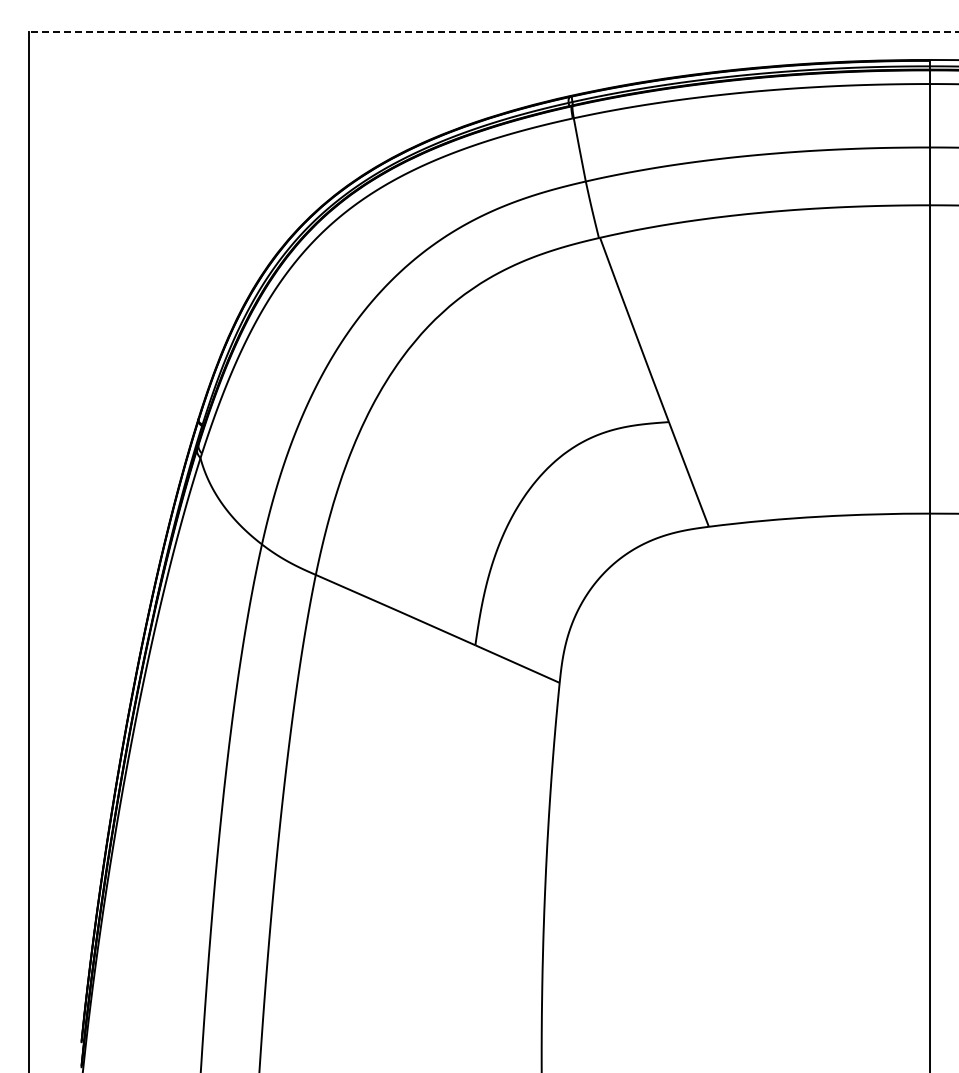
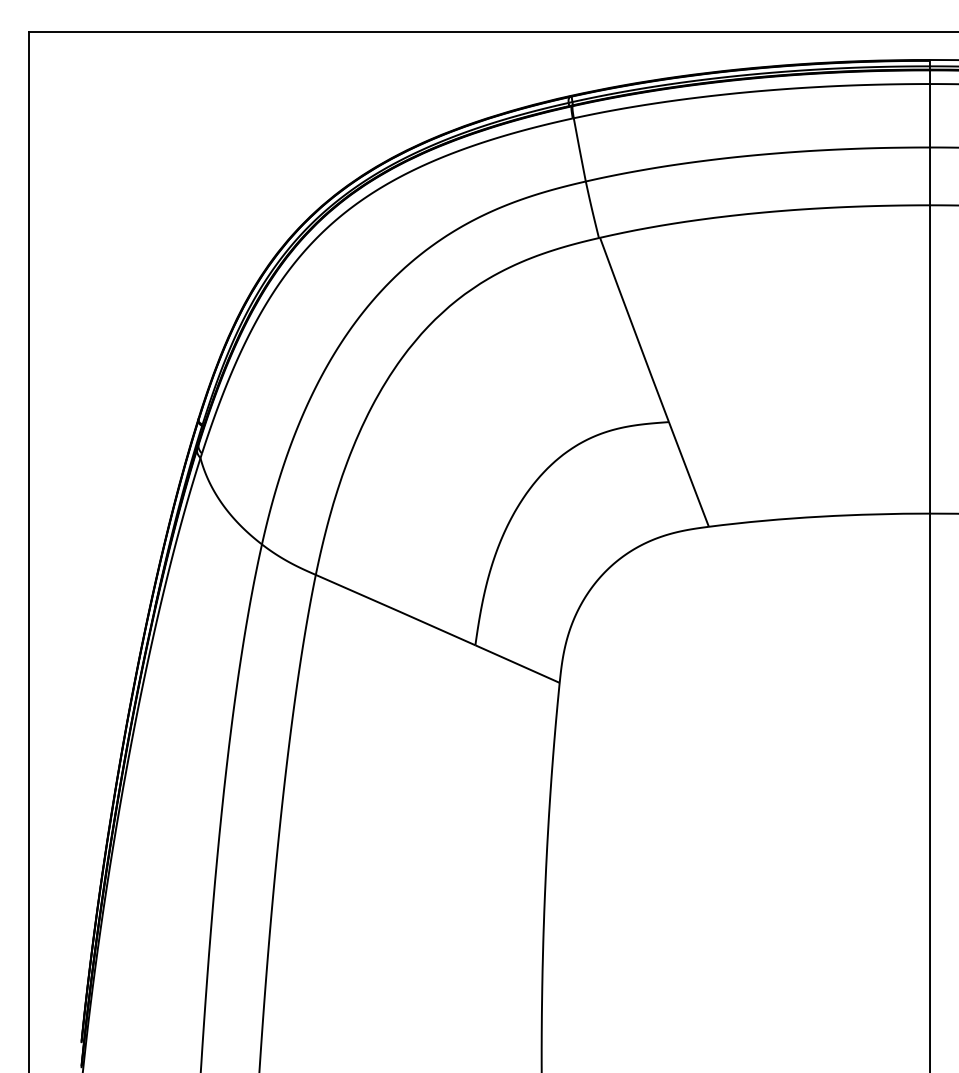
line: dashed -> solid (493, 32)
